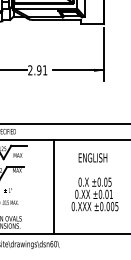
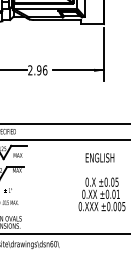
text: 2.91 -> 2.96 (45, 70)
part position: (94, 182) -> (101, 182) (101, 182)
line: present -> none (53, 186)
